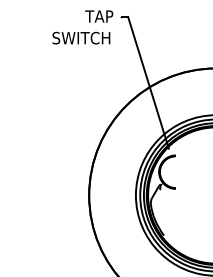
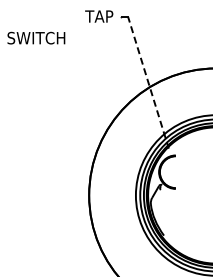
text position: (81, 37) -> (36, 37) (36, 37)
line: solid -> dashed (148, 82)
